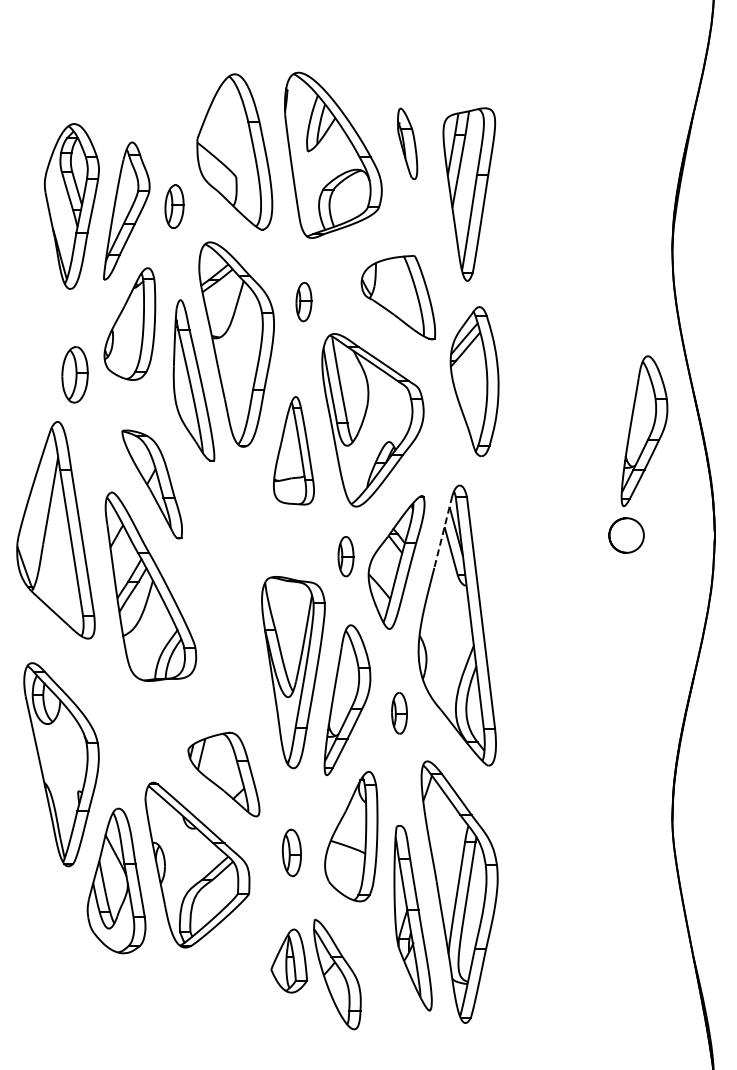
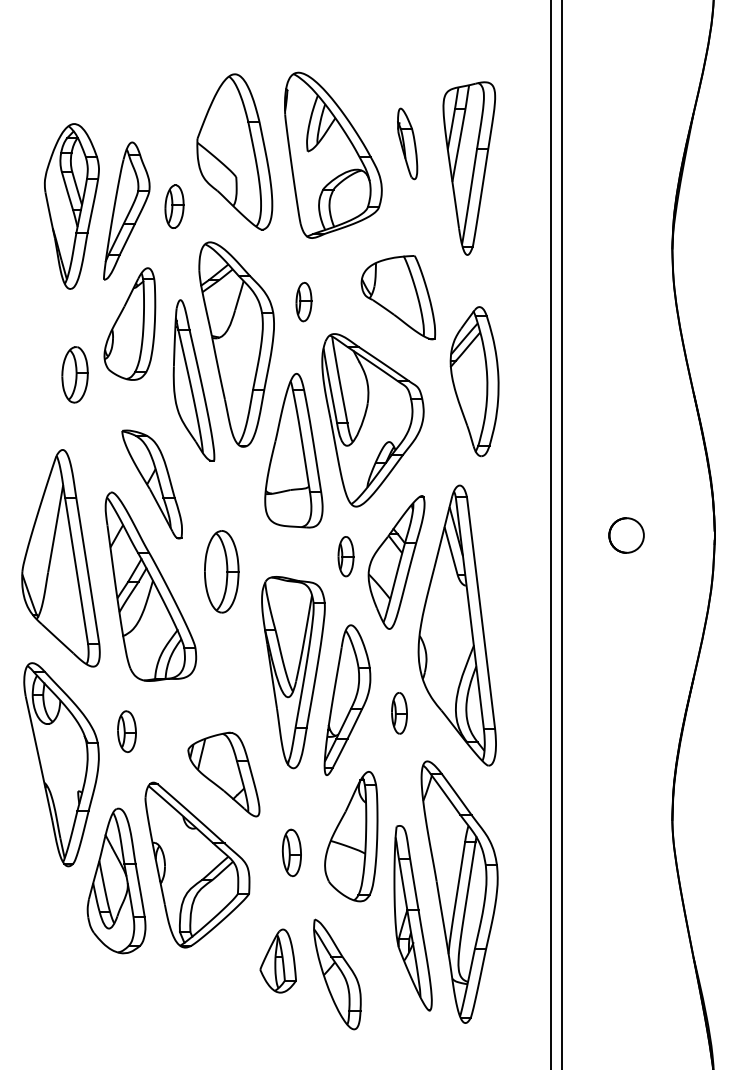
part position: (469, 194) -> (469, 168) (469, 168)
part: present -> none (644, 430)
part size: 42x110 px -> 60x156 px (293, 450)
part position: (55, 530) -> (60, 558) (60, 558)
line: dashed -> solid (443, 532)
line: none -> present (550, 534)
line: none -> present (561, 534)
part: none -> present (221, 571)
part: none -> present (126, 731)
part position: (288, 960) -> (277, 960) (277, 960)
